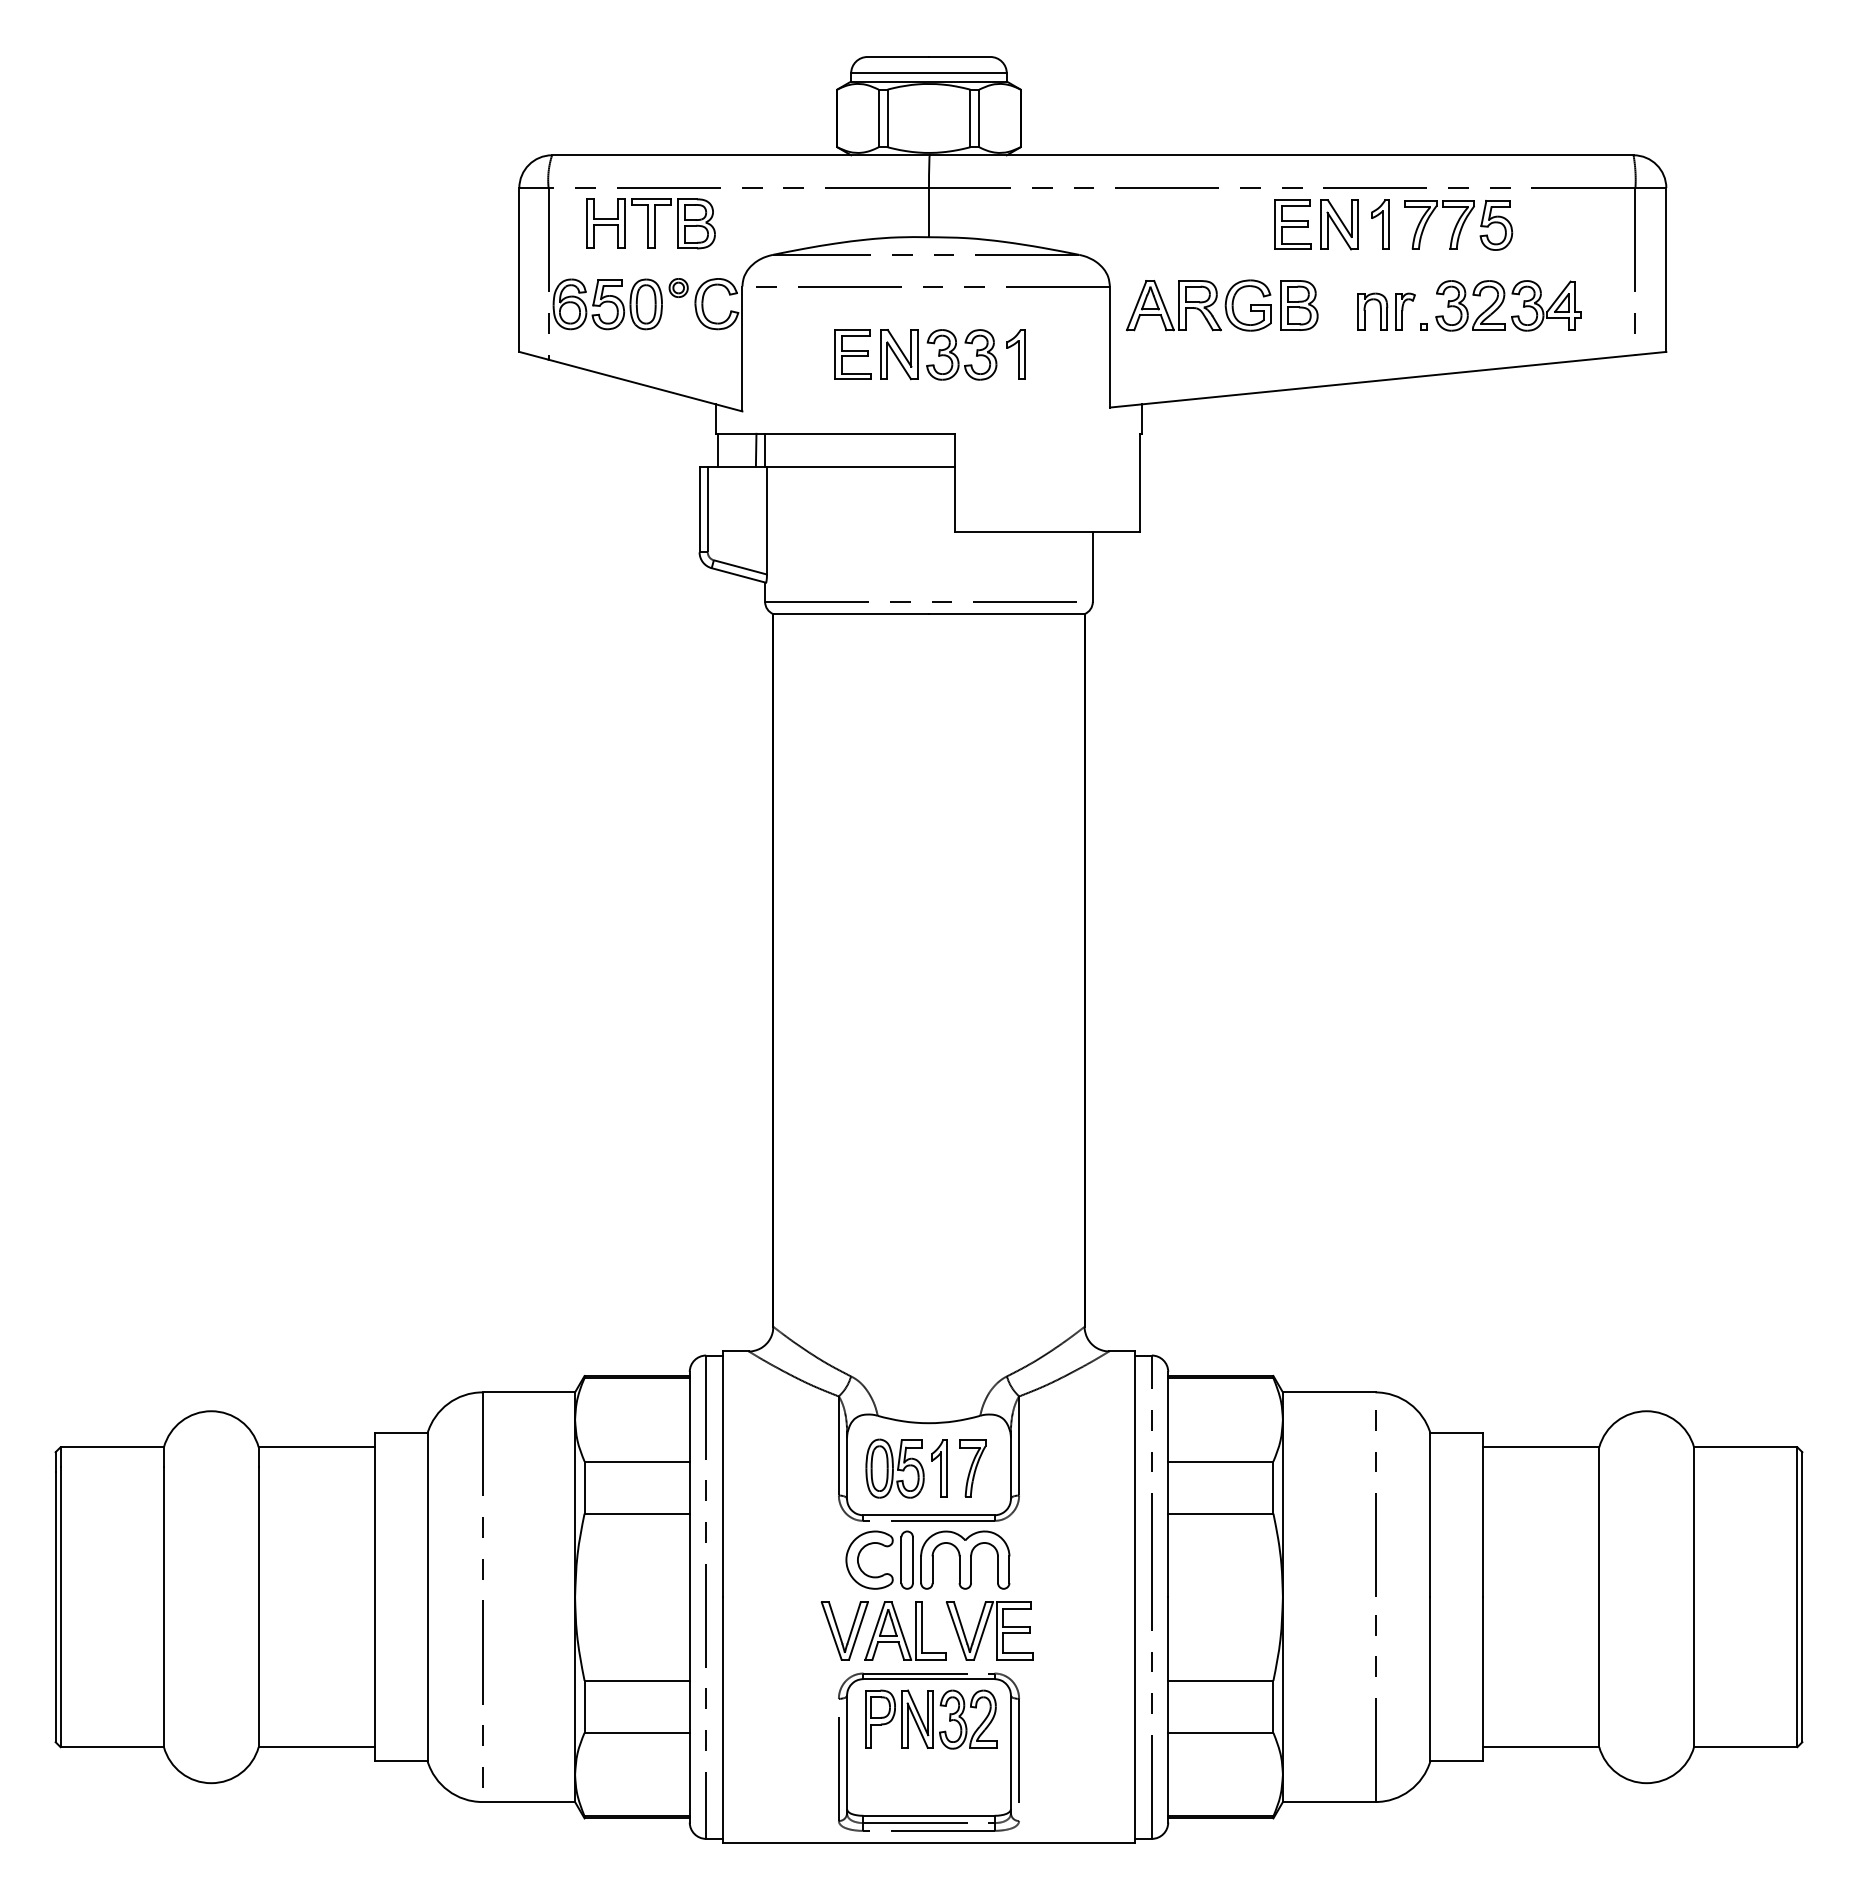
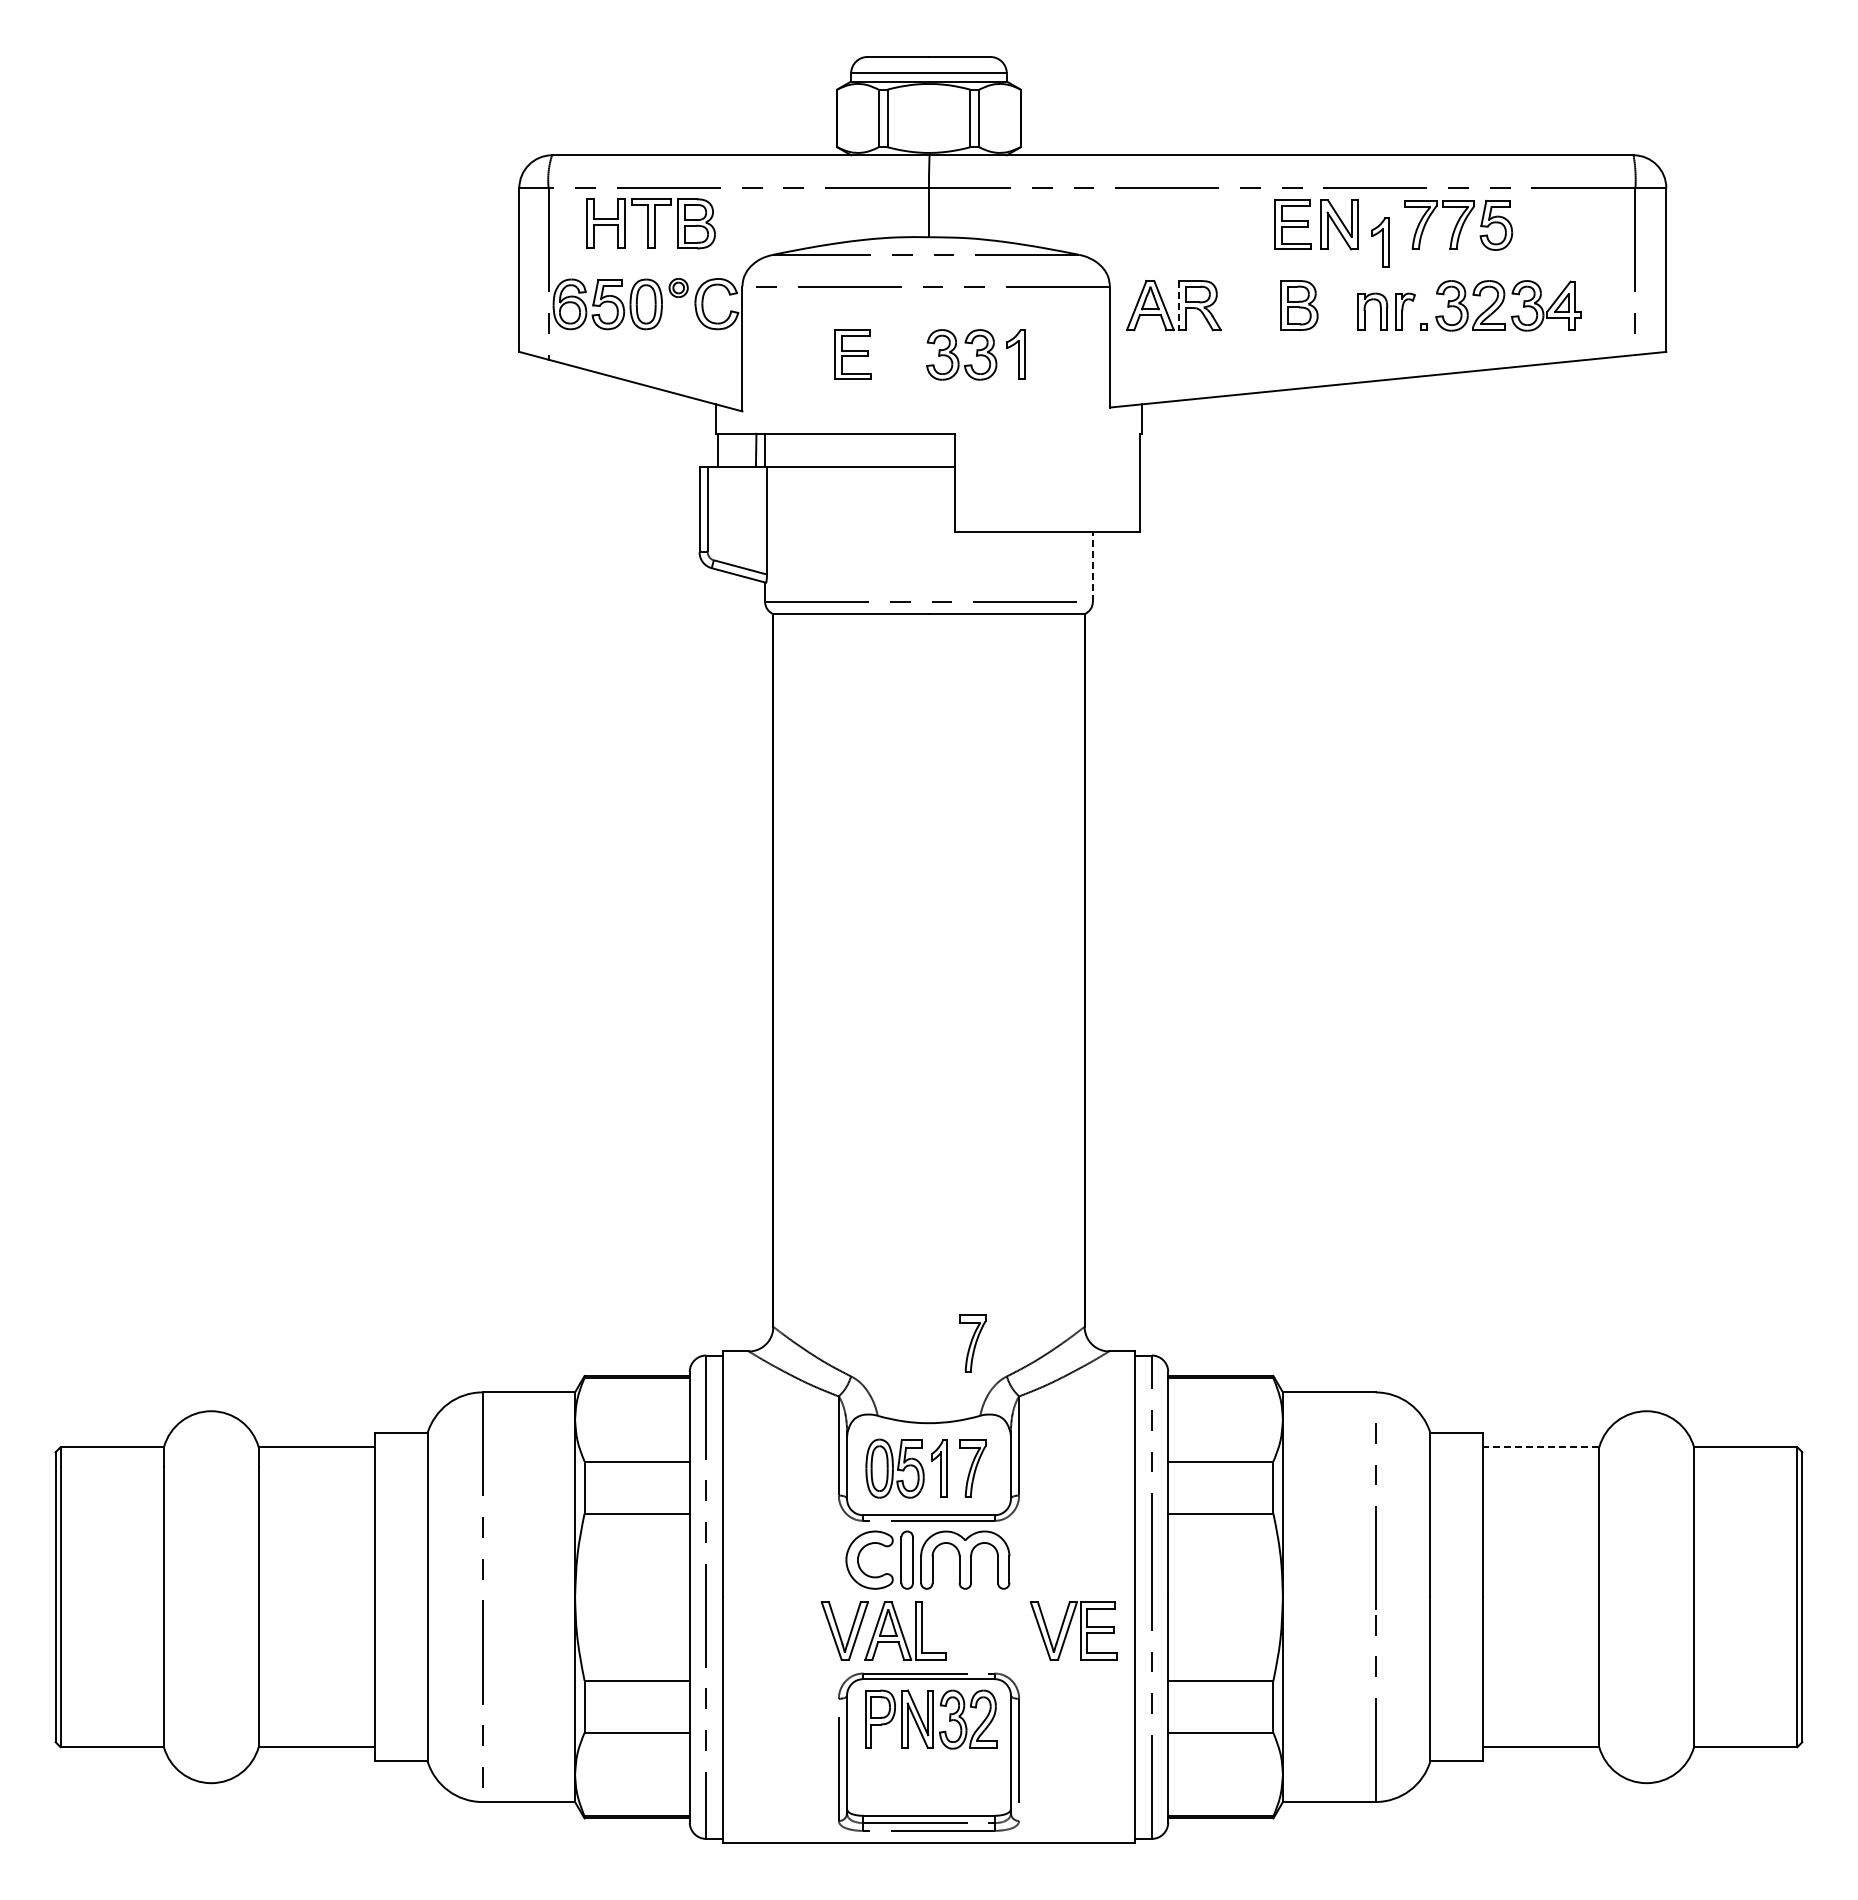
part position: (1380, 224) -> (1380, 242) (1380, 242)
line: solid -> dashed (1179, 305)
part: present -> none (1247, 305)
part: present -> none (899, 354)
line: solid -> dashed (1092, 567)
part: none -> present (972, 1343)
line: solid -> dashed (1540, 1447)
line position: (1375, 1503) -> (1375, 1516) (1375, 1516)
part position: (989, 1630) -> (1073, 1630) (1073, 1630)
